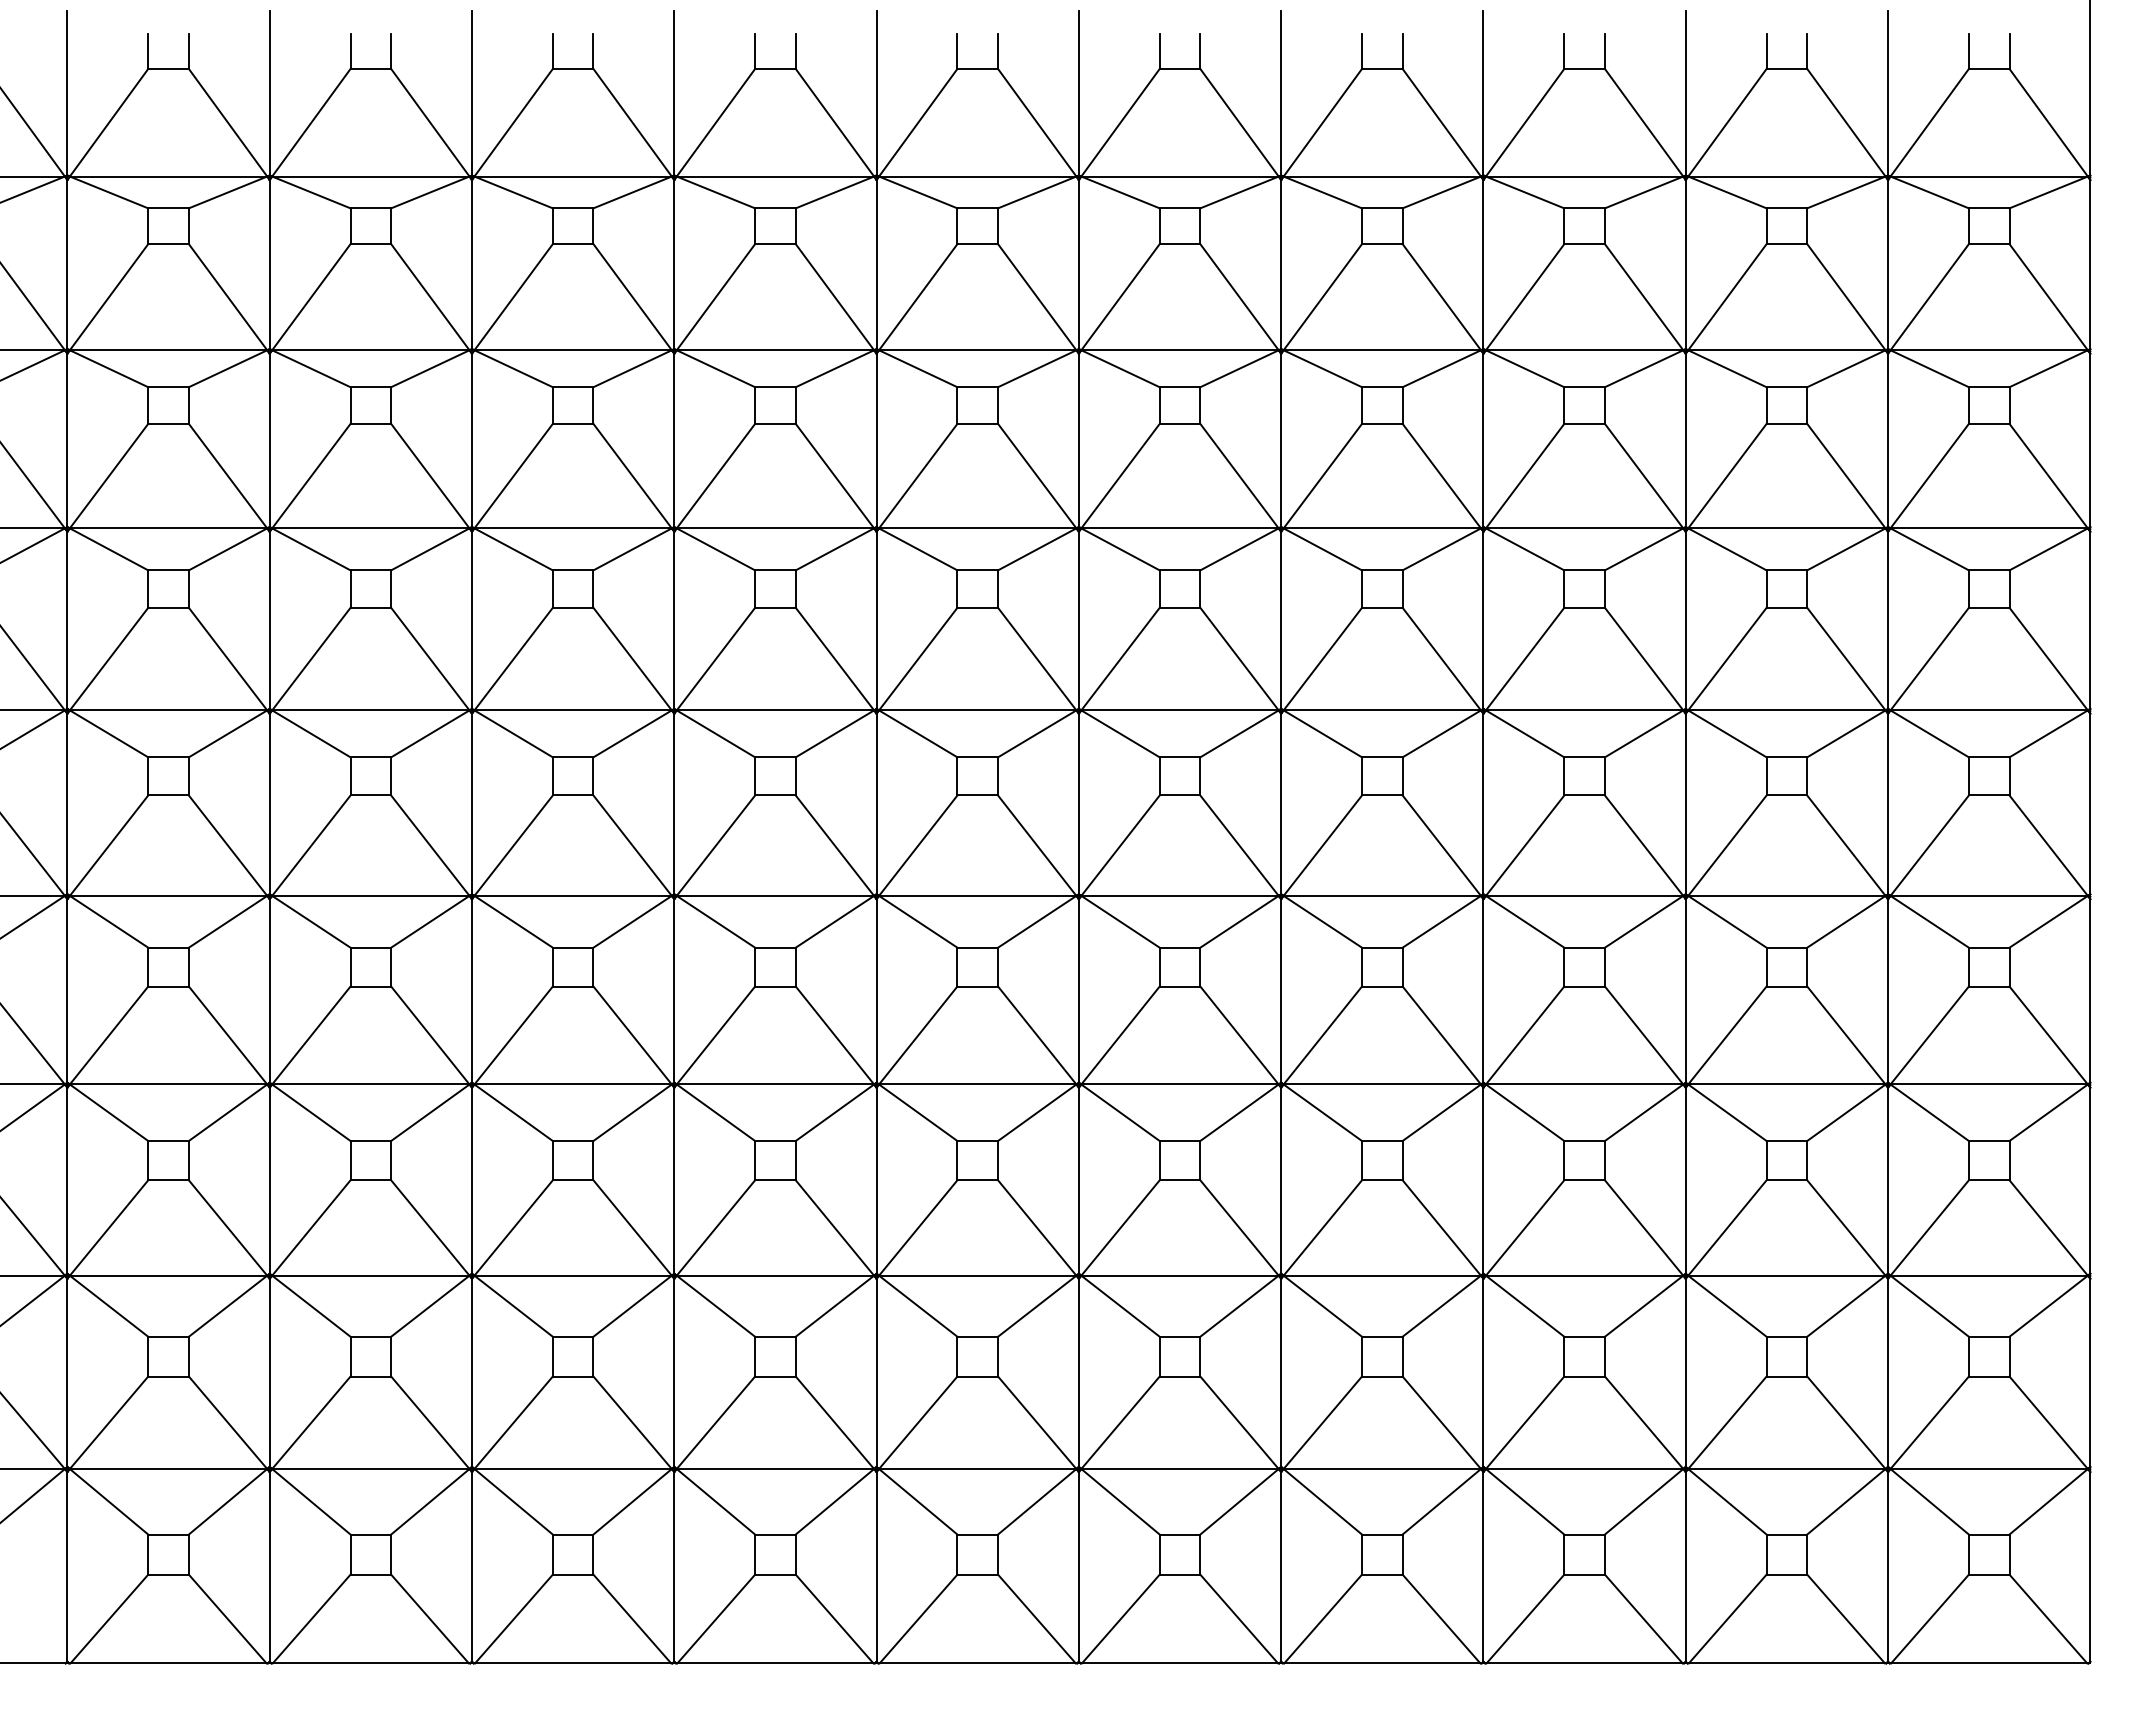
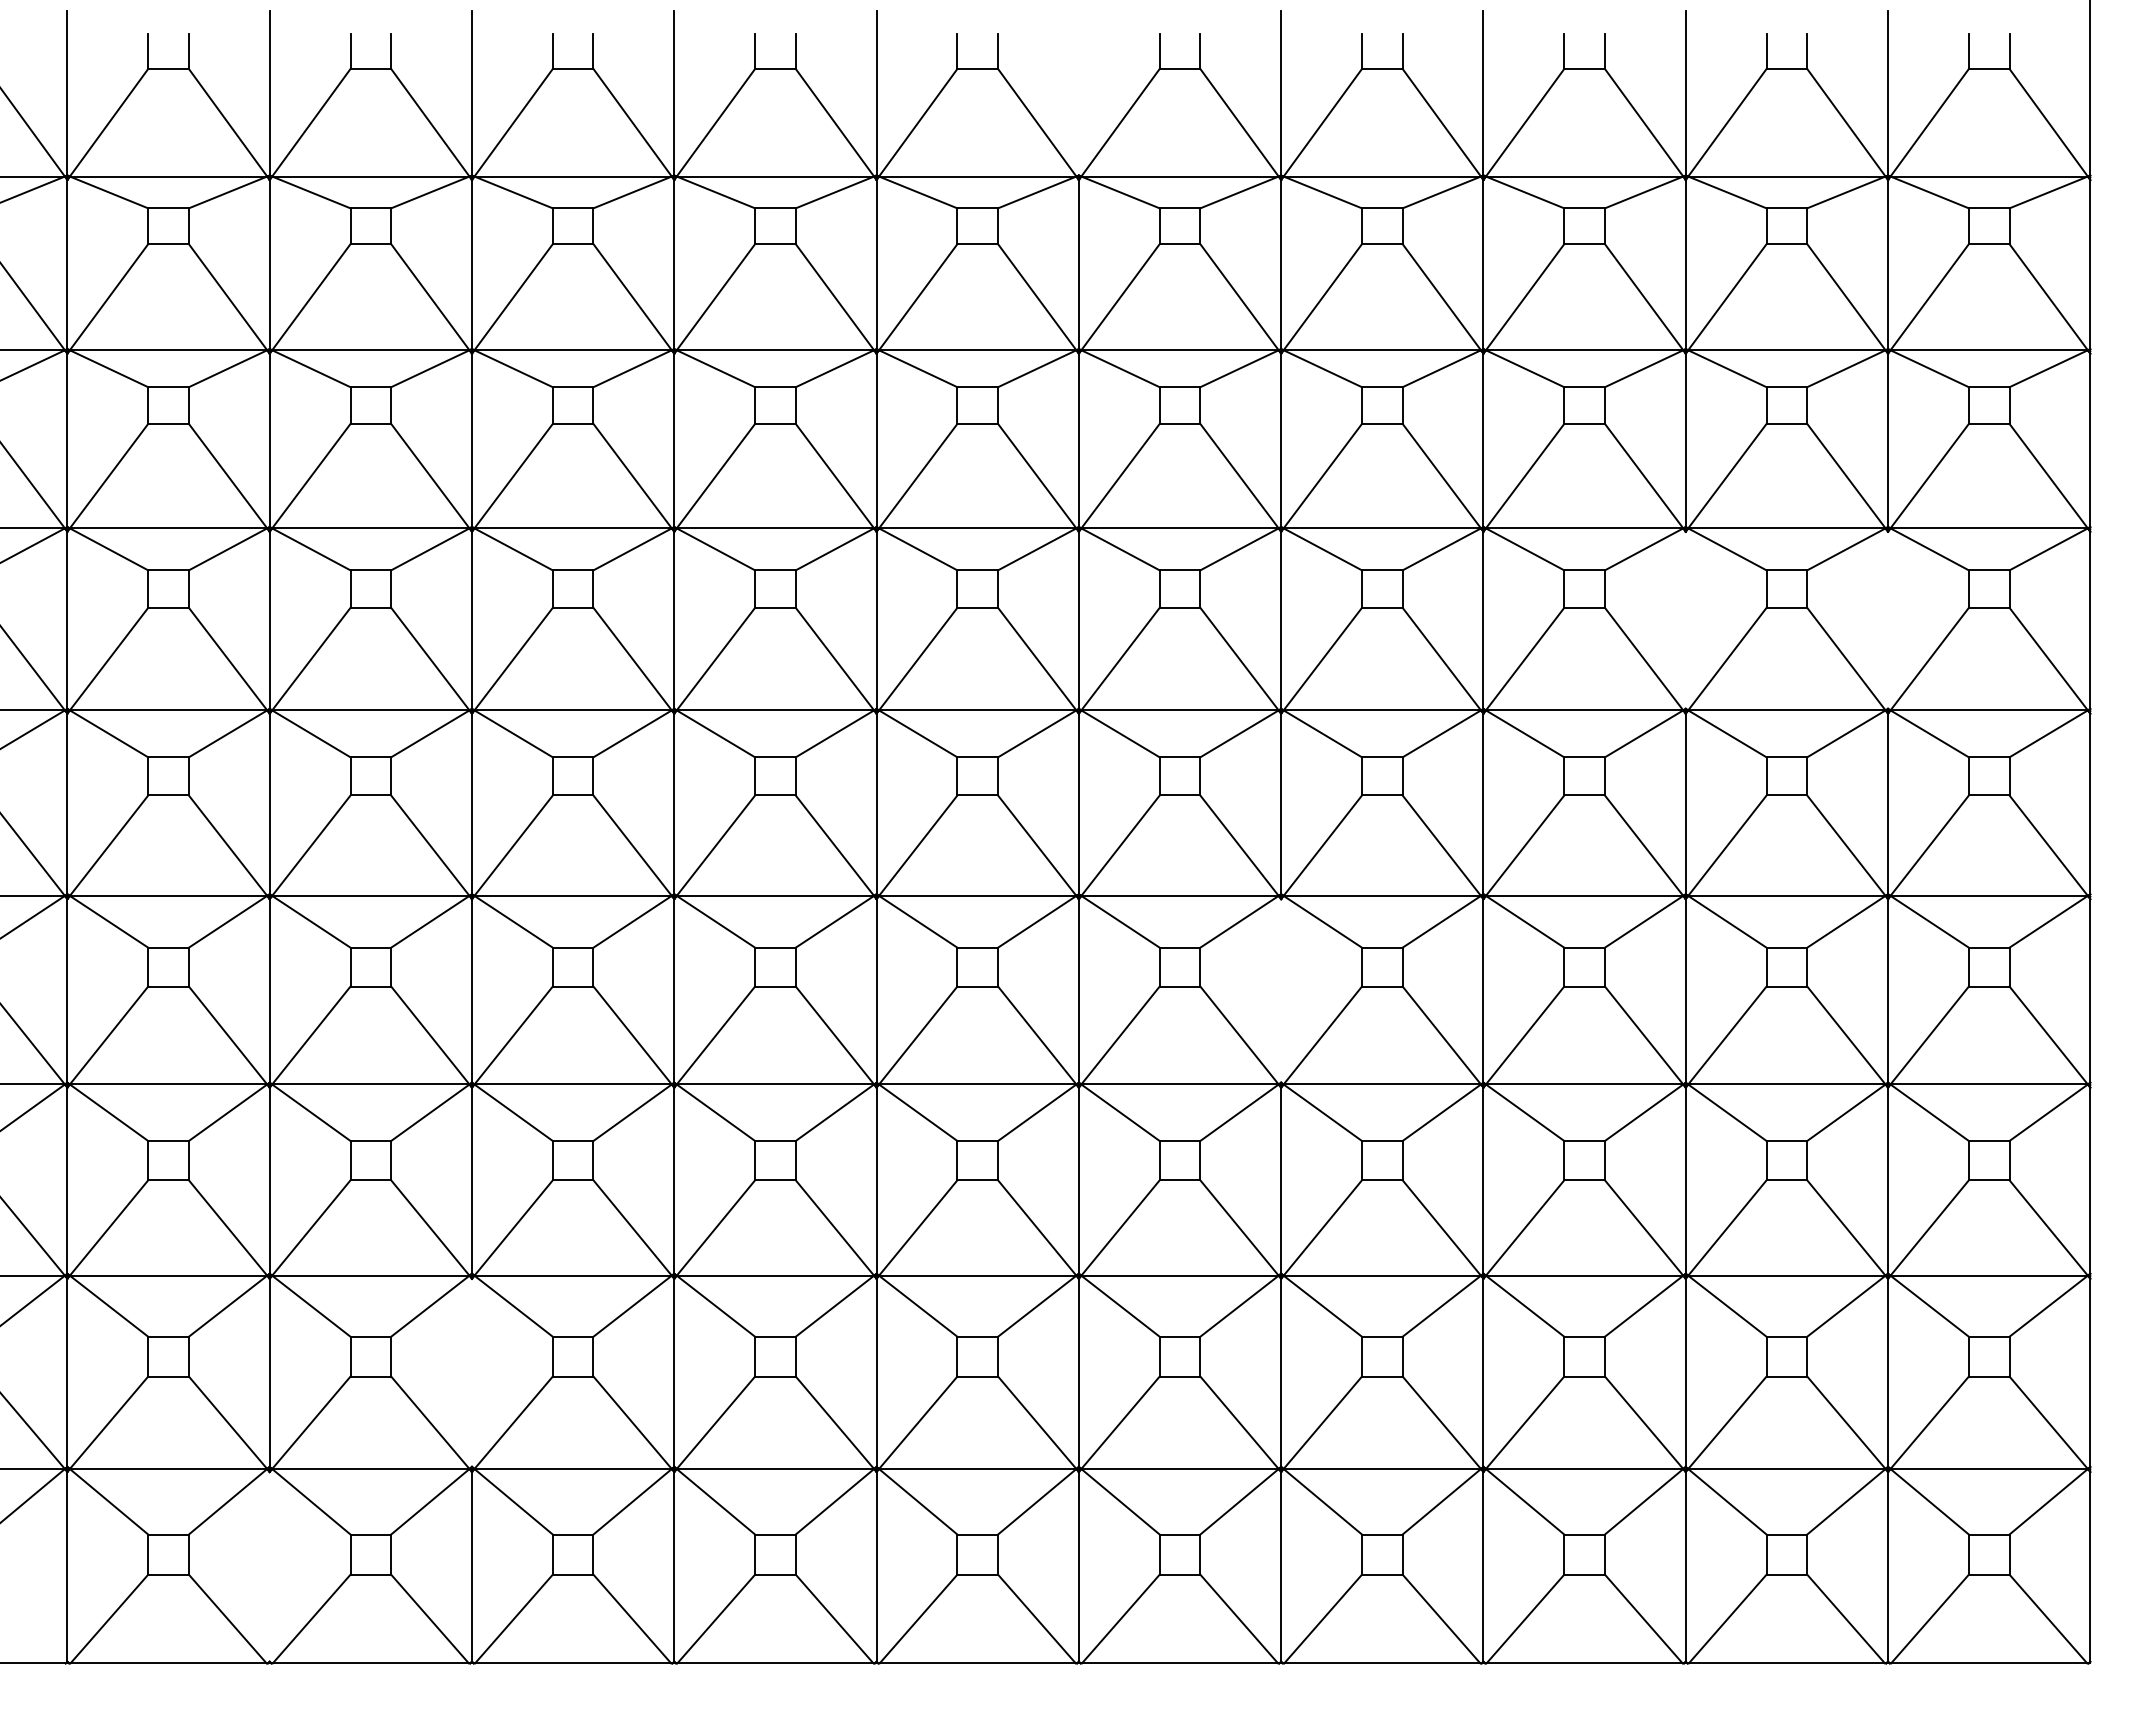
line: present -> none (1078, 93)
line: present -> none (1685, 619)
line: present -> none (1888, 619)
line: present -> none (1281, 990)
line: present -> none (472, 1372)
line: present -> none (269, 1566)
